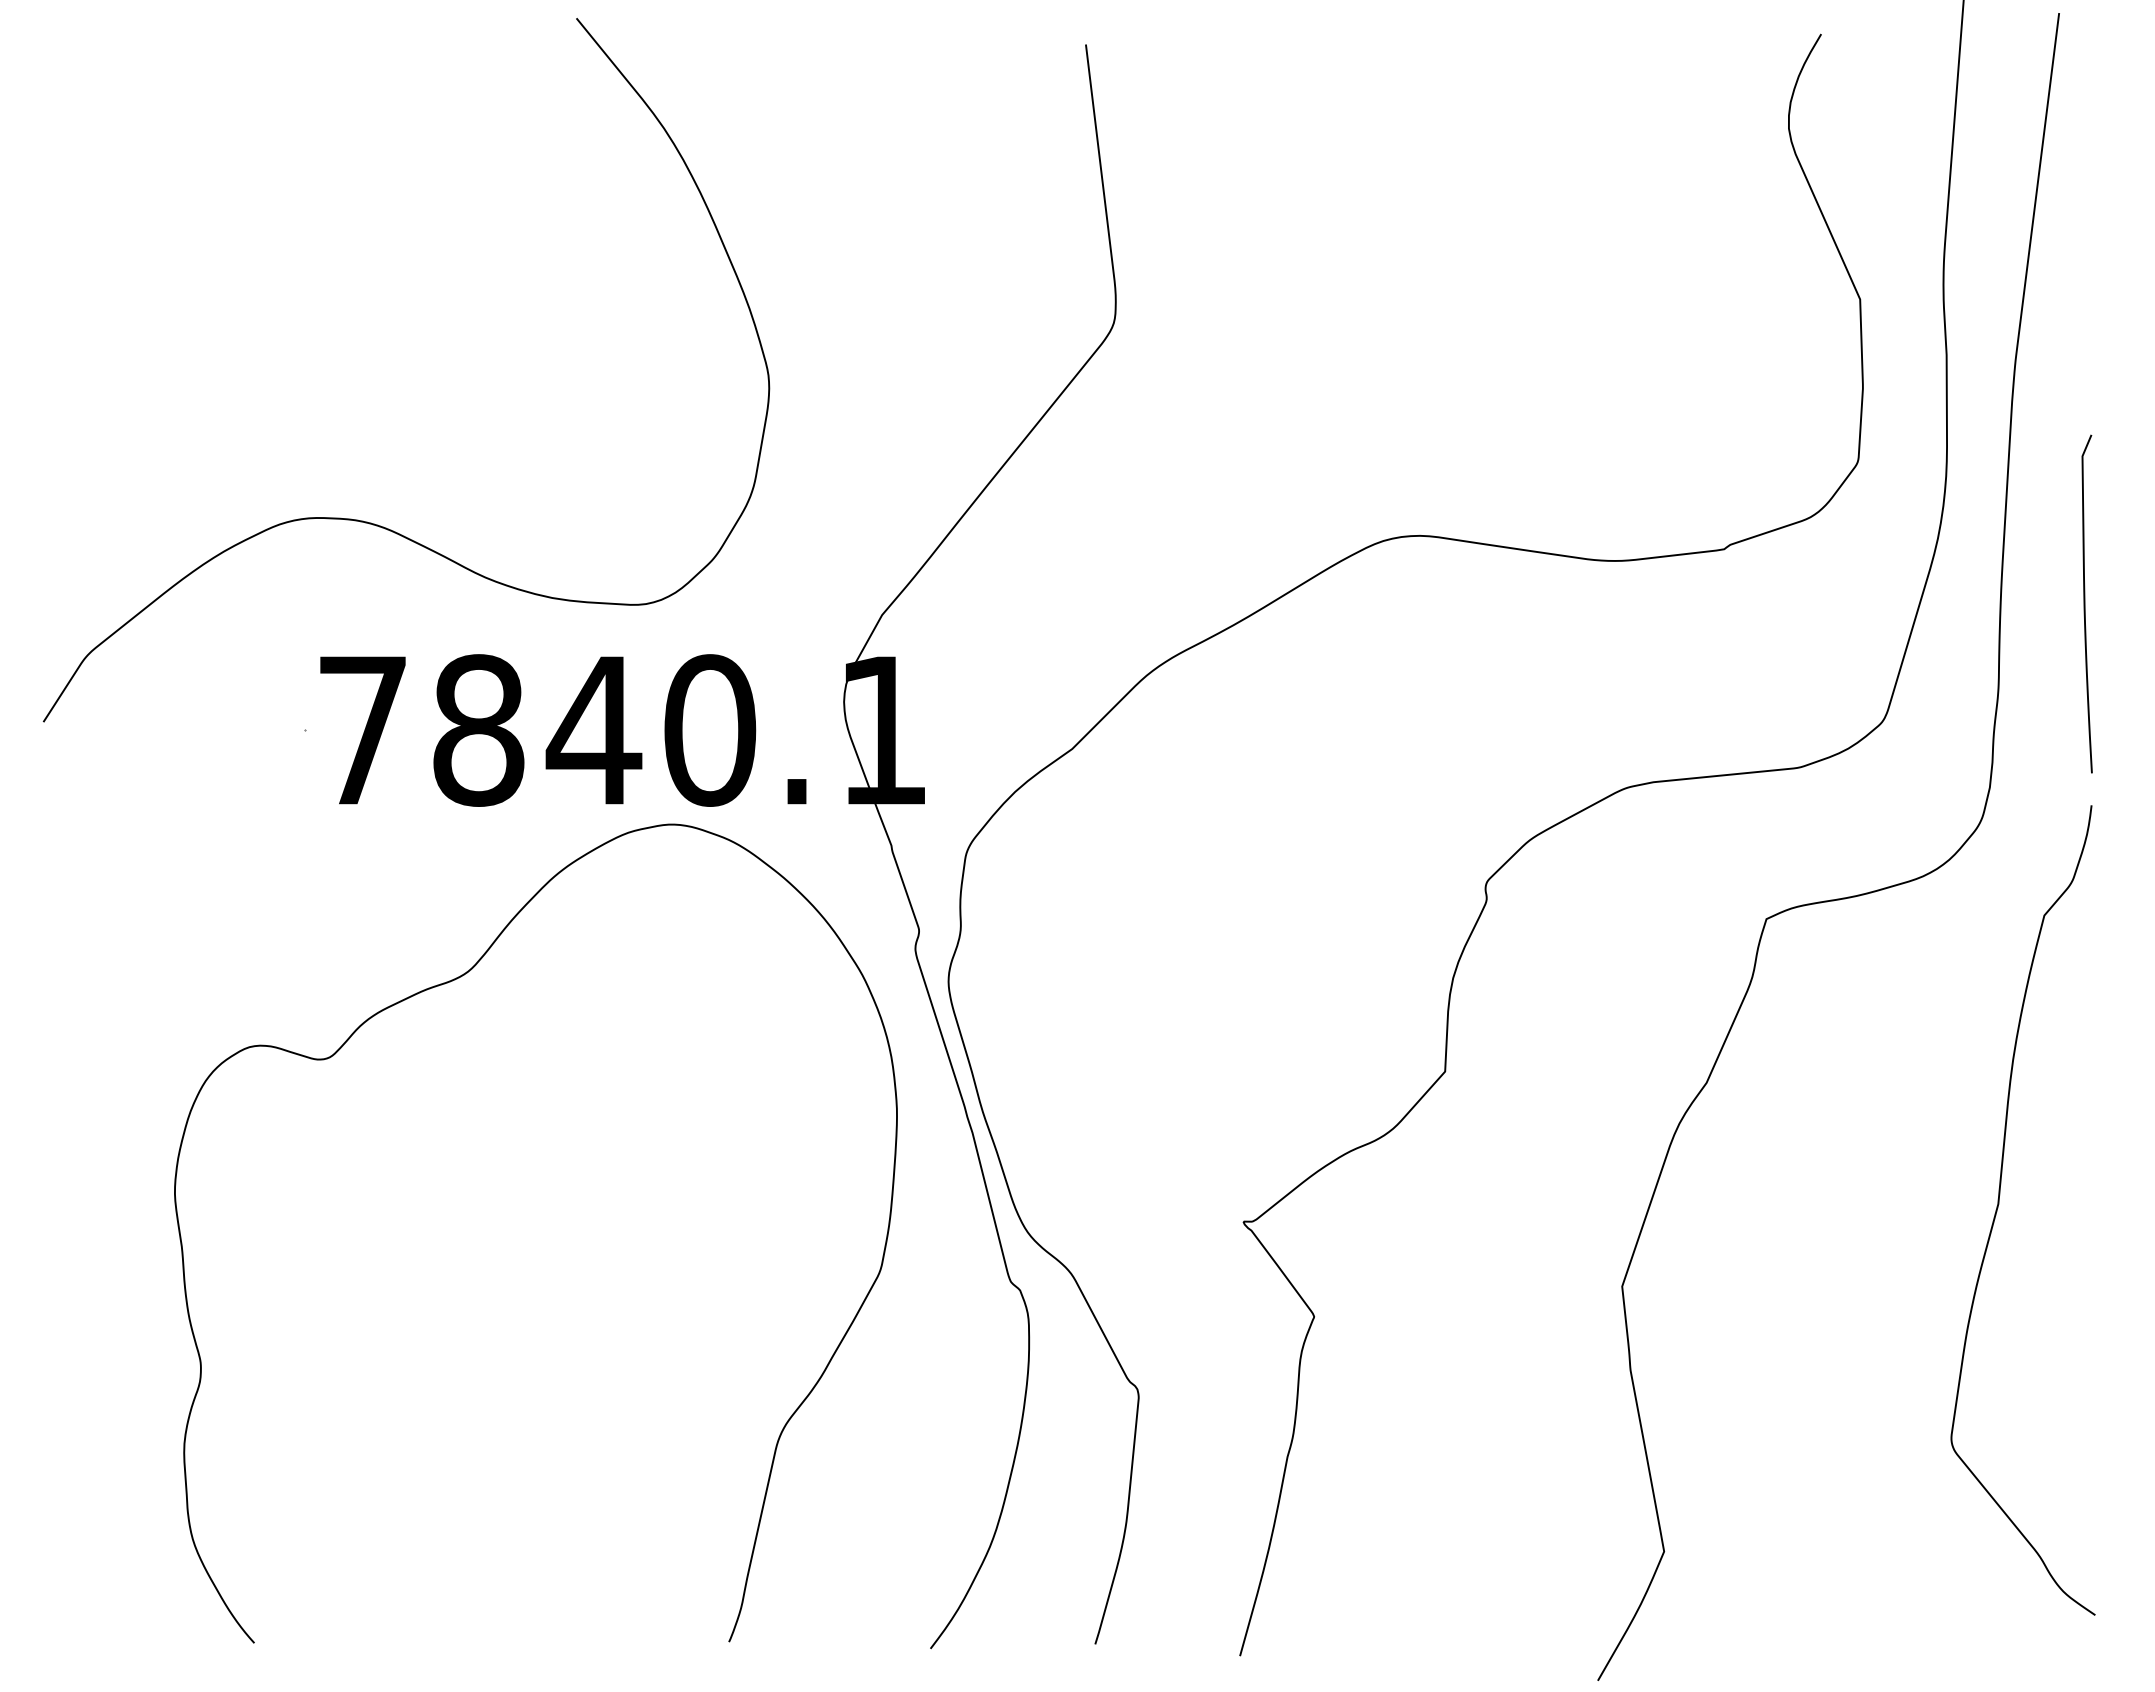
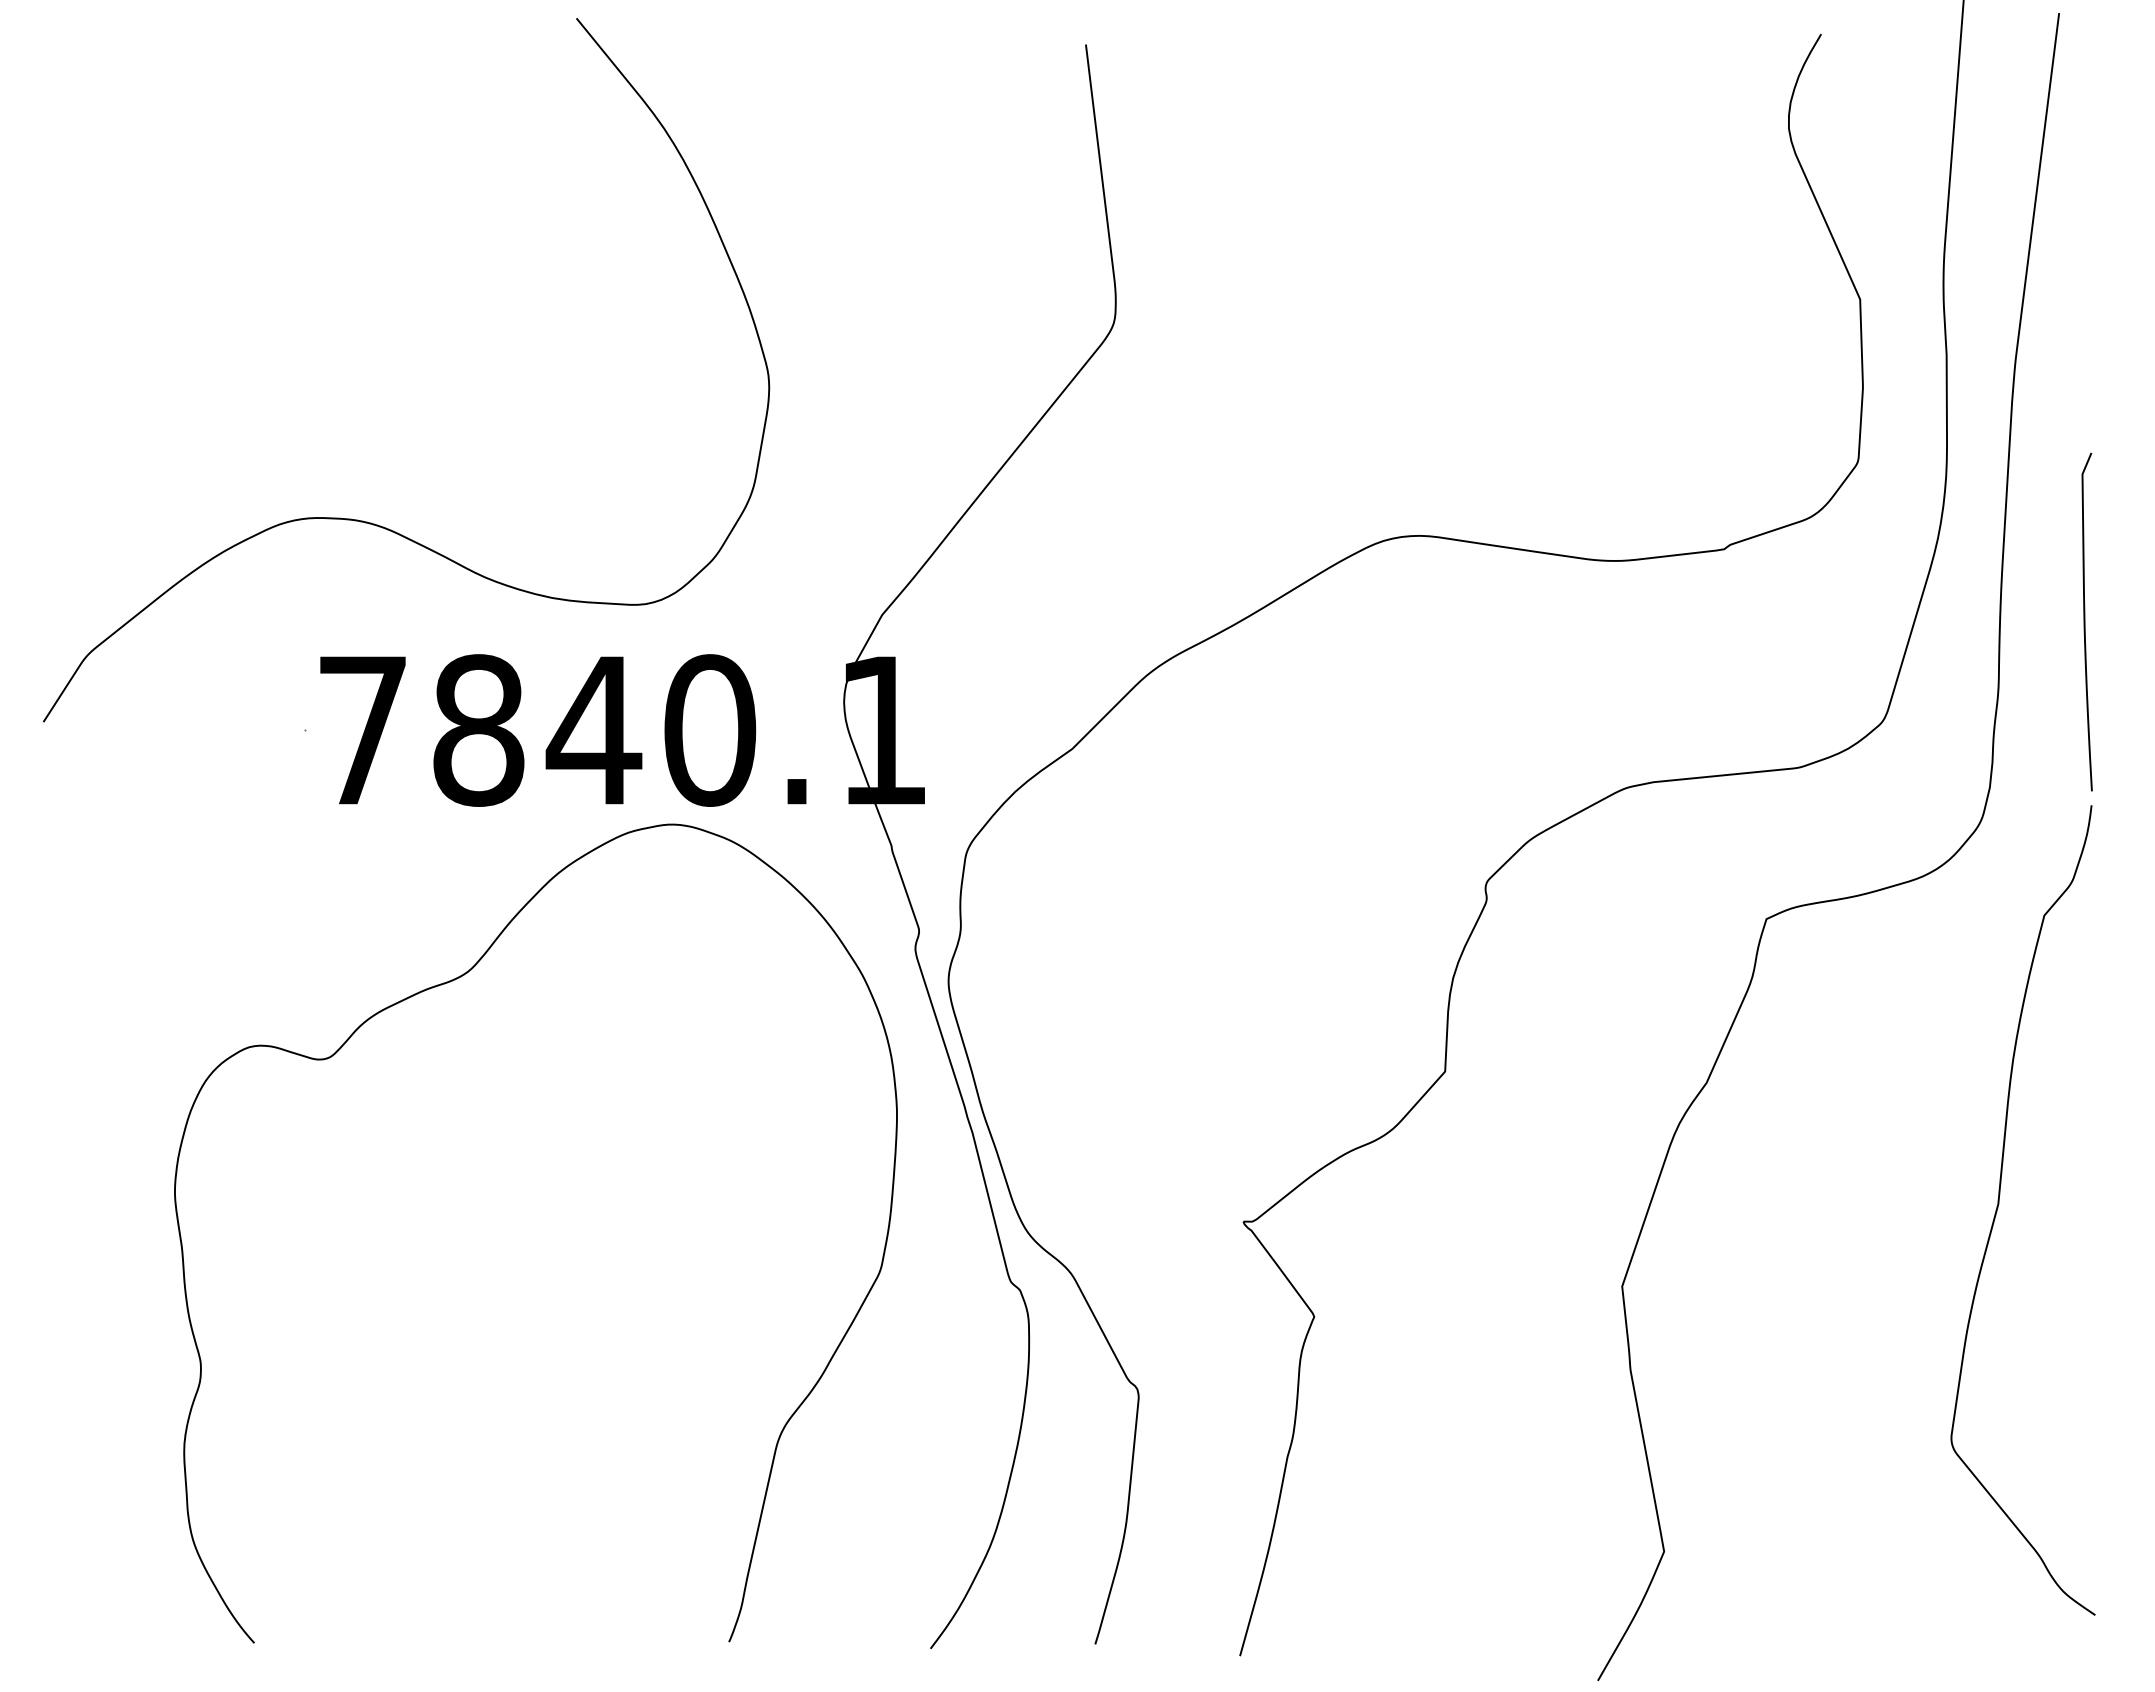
curve position: (2085, 603) -> (2085, 621) (2085, 621)
